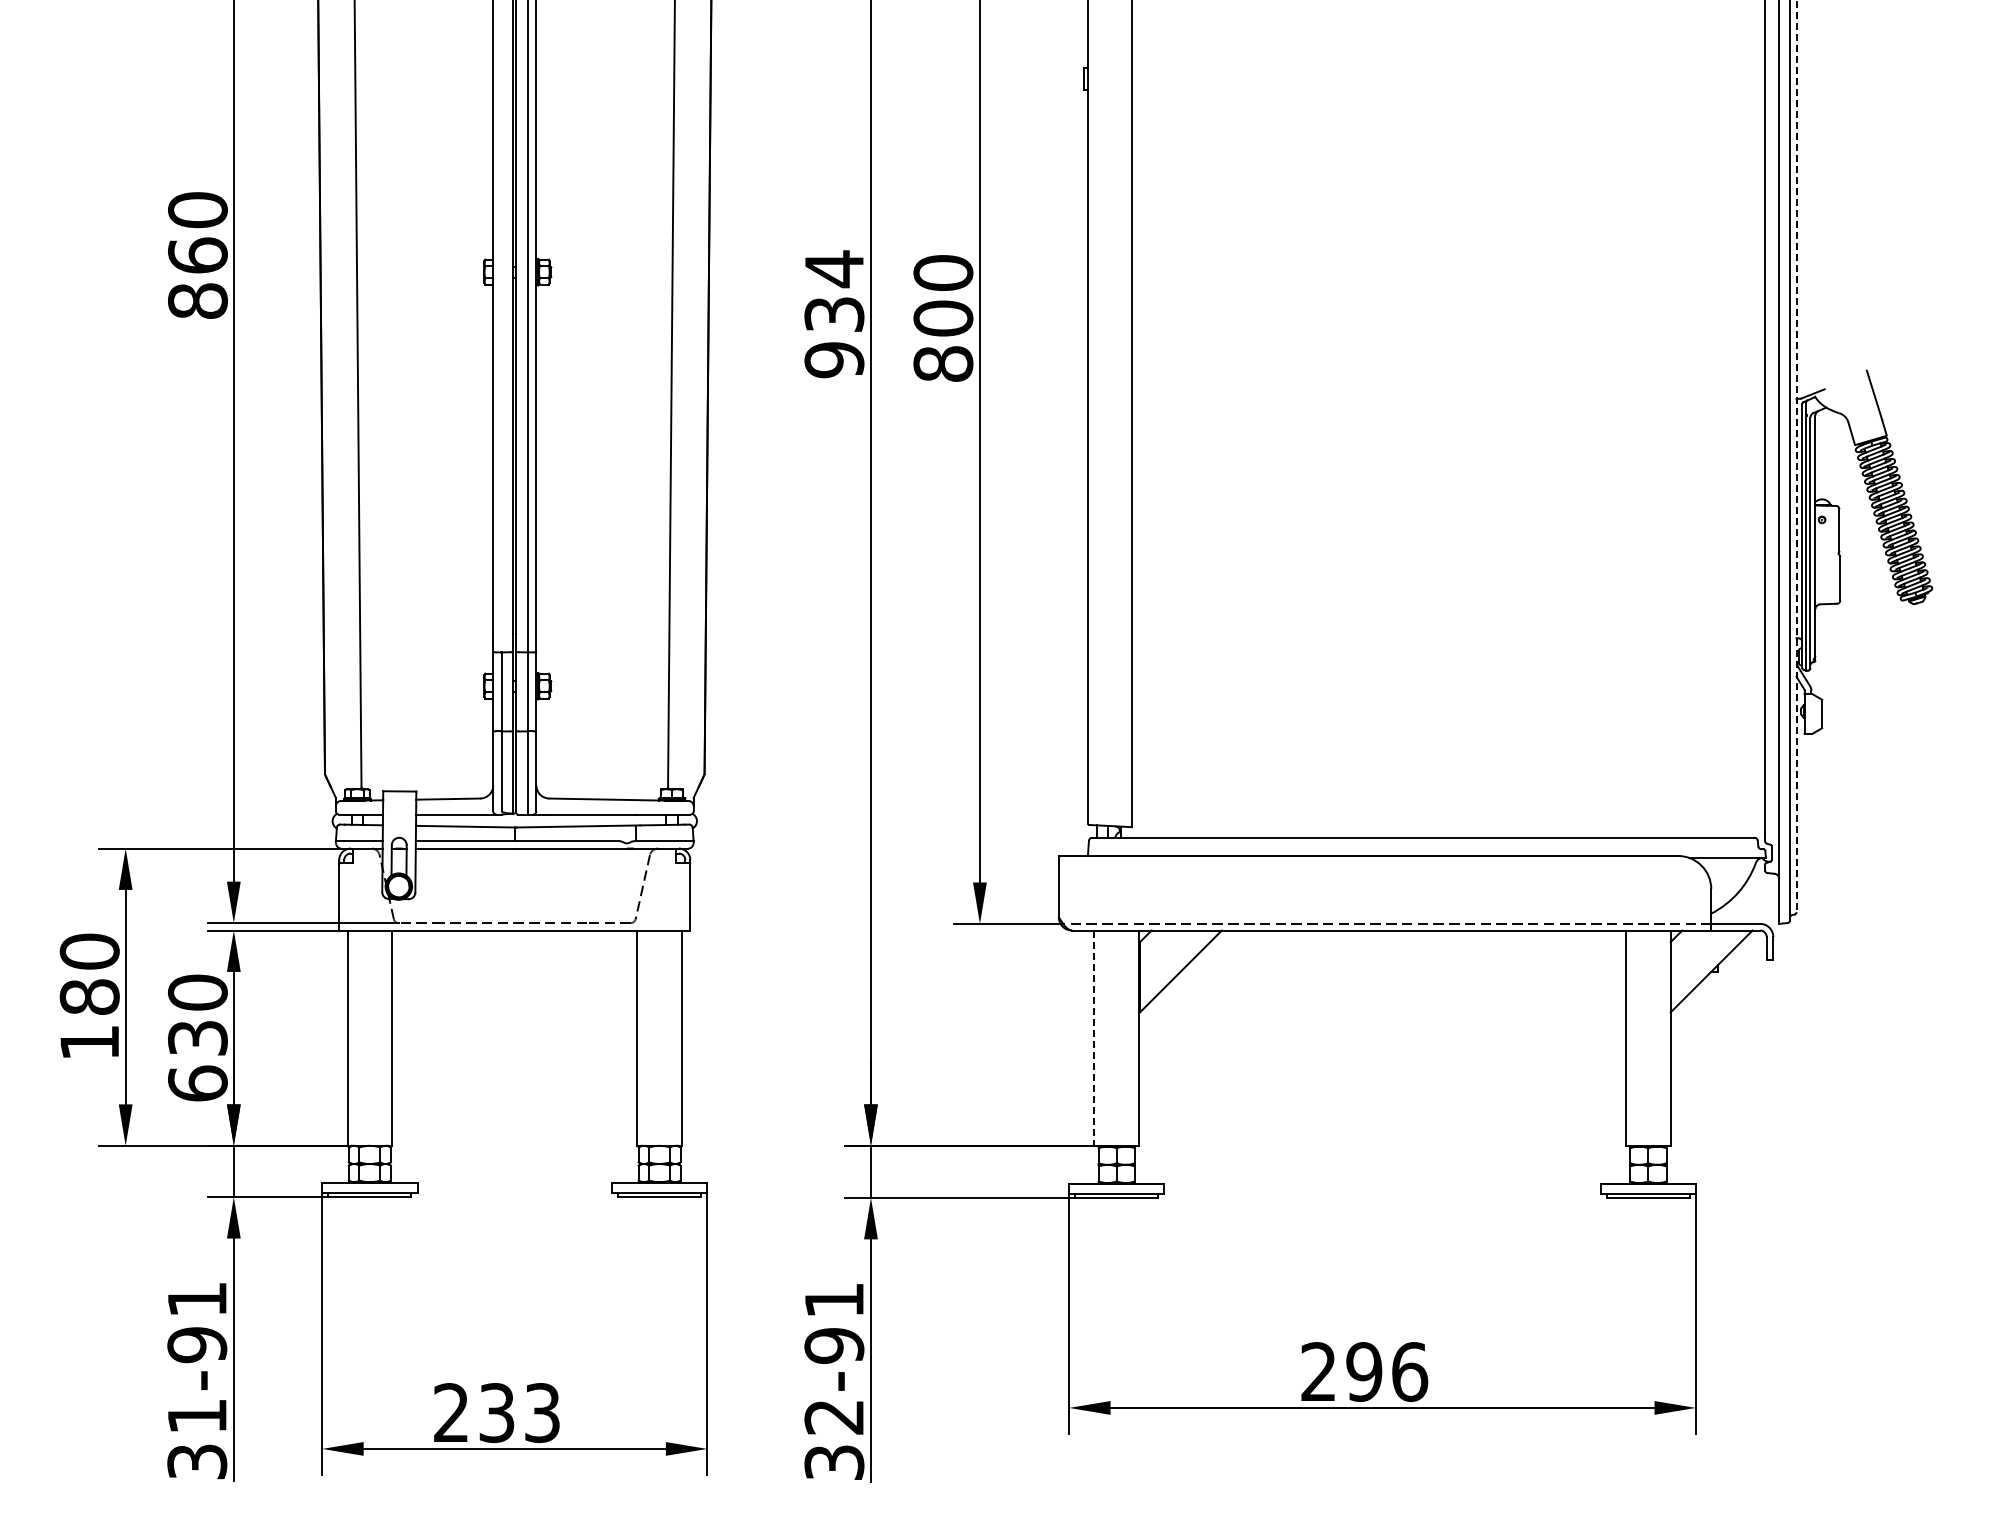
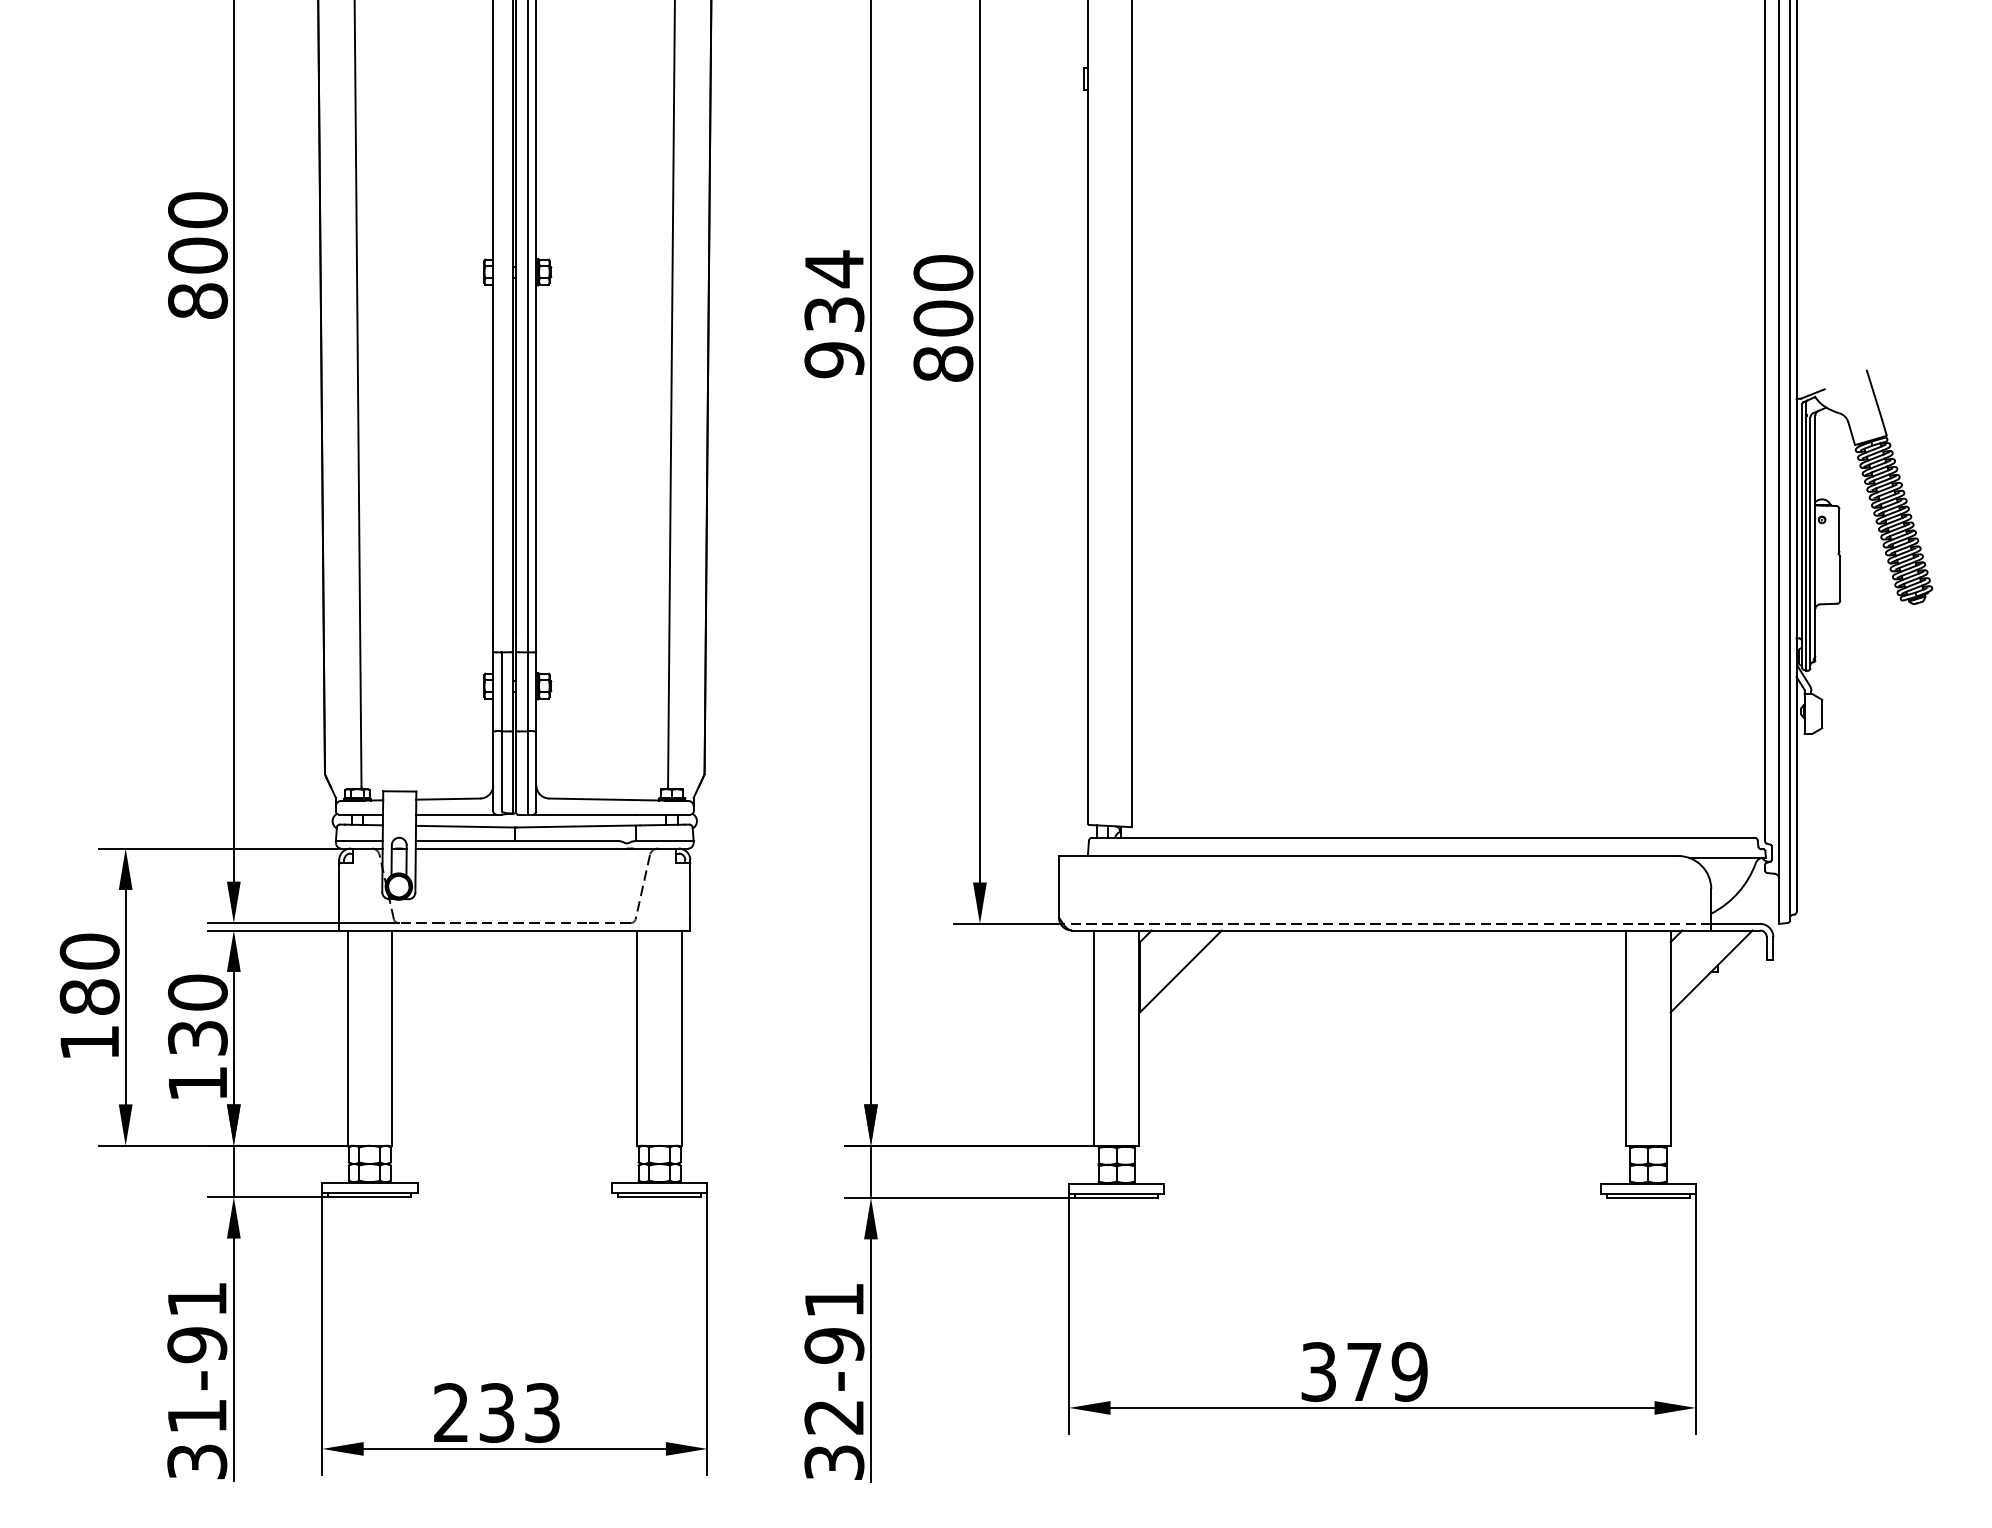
text: 860 -> 800 (197, 255)
line: dashed -> solid (1796, 456)
line: dashed -> solid (1094, 1038)
text: 630 -> 130 (197, 1083)
text: 296 -> 379 (1364, 1372)
